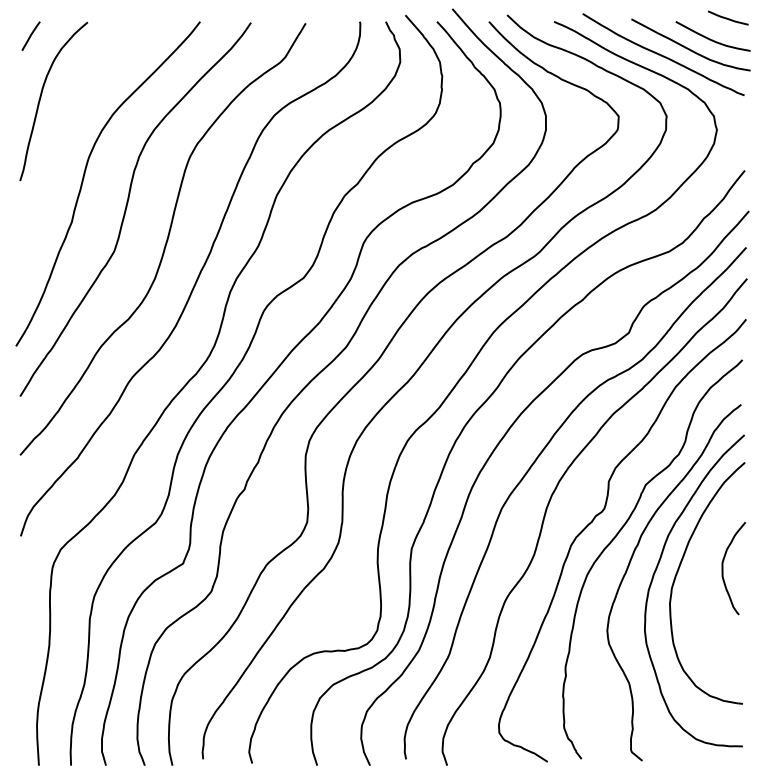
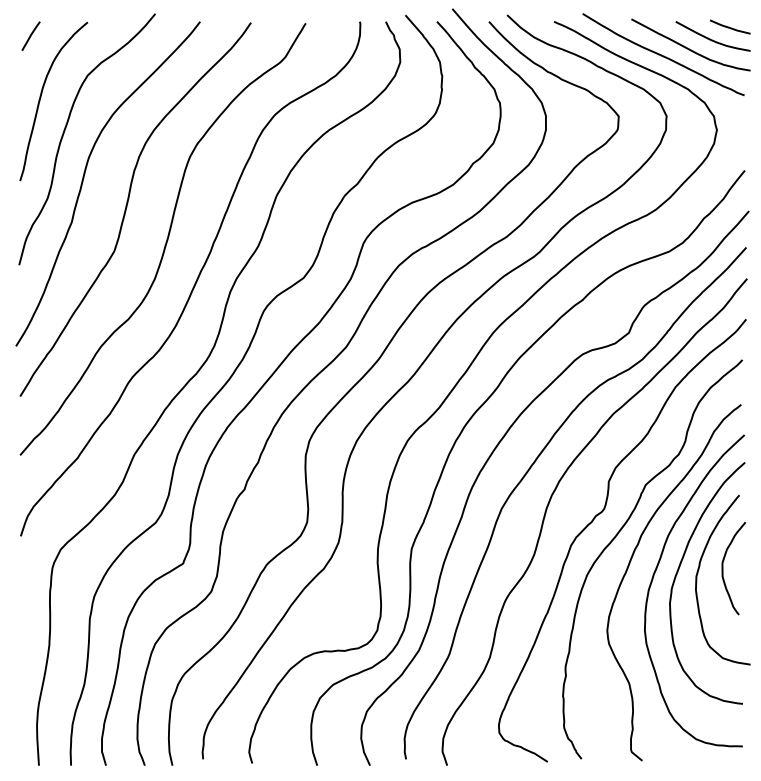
curve position: (727, 17) -> (729, 26) (729, 26)
curve: none -> present (65, 131)
curve: none -> present (698, 573)
